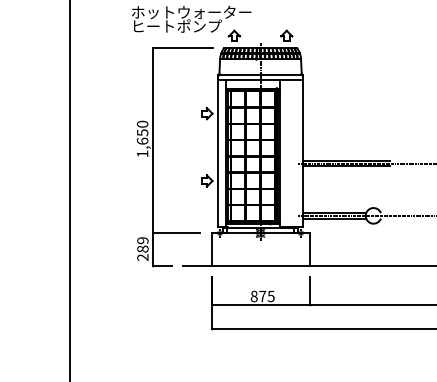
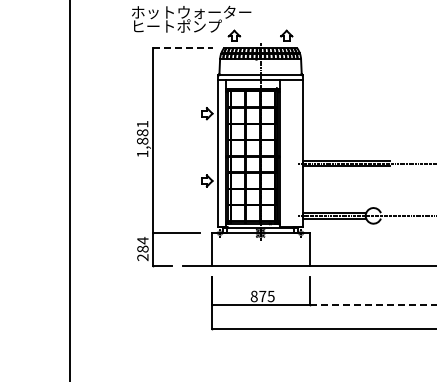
line: solid -> dashed (183, 48)
text: 1,650 -> 1,881 (142, 132)
text: 289 -> 284 (142, 240)
line: solid -> dashed (373, 304)
